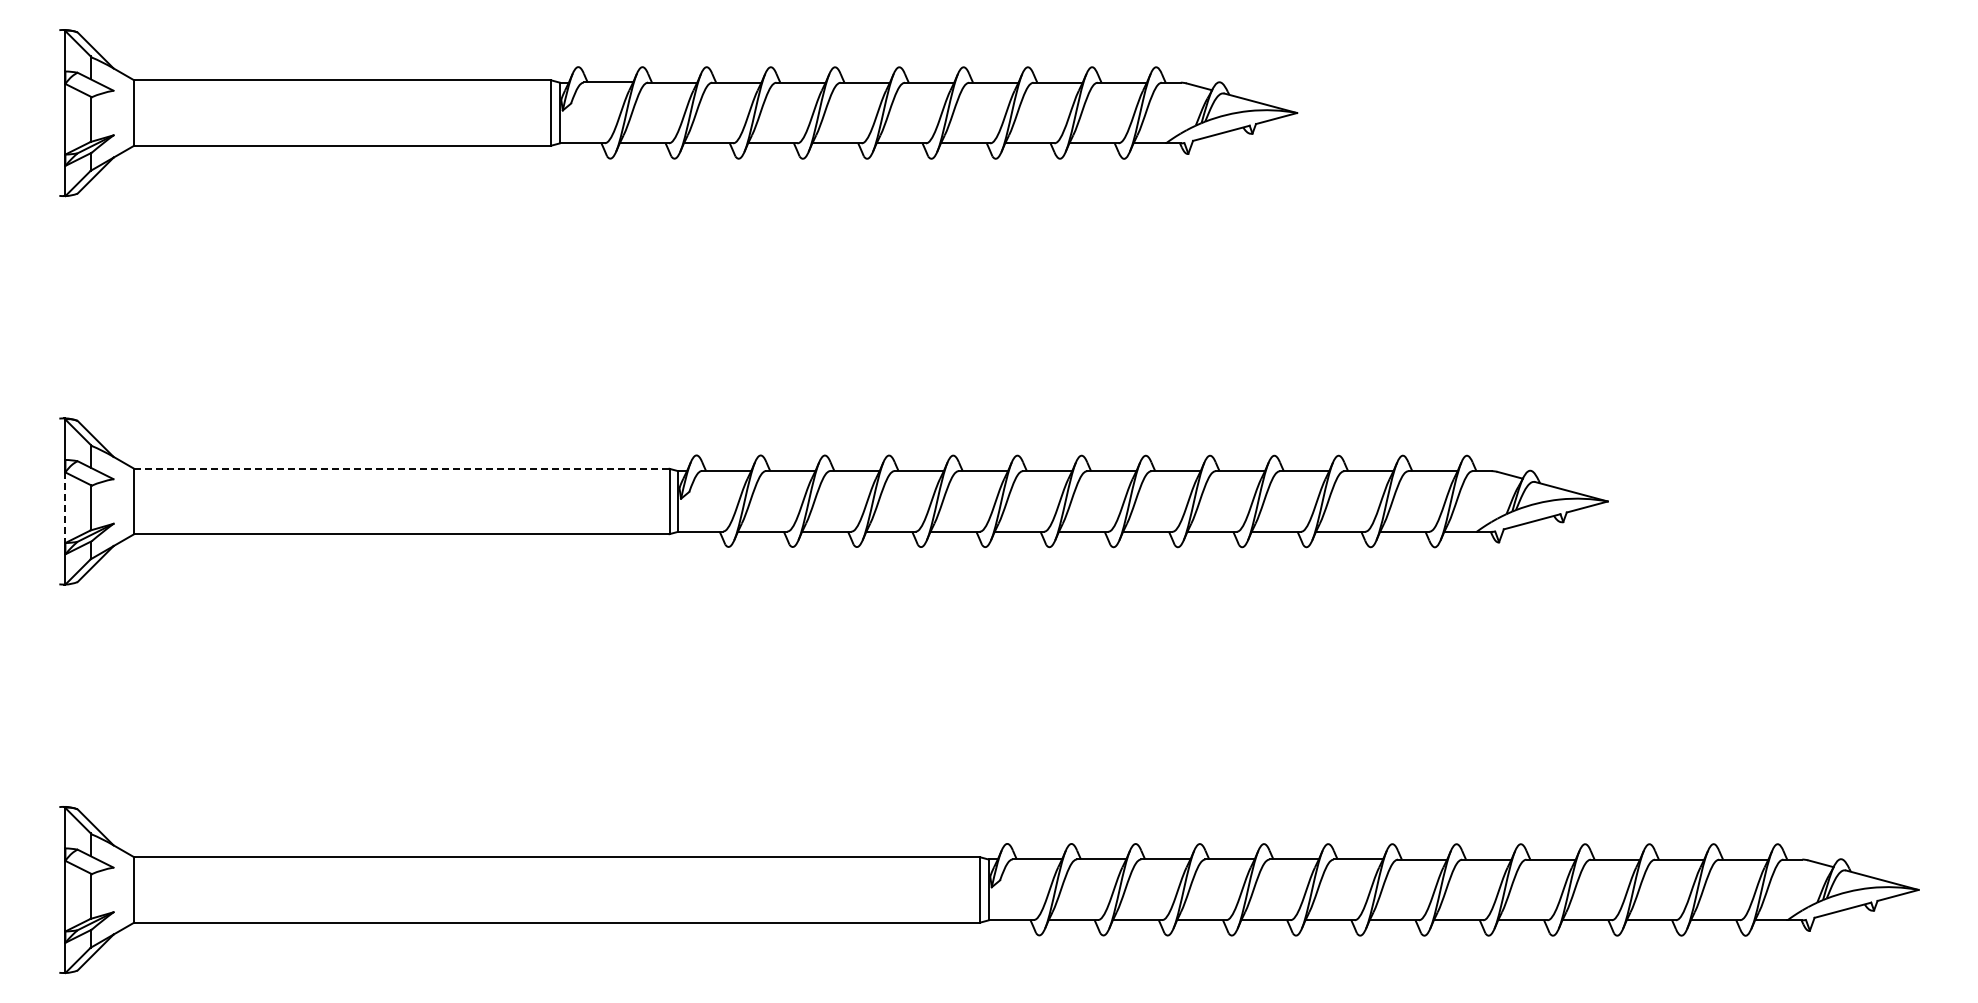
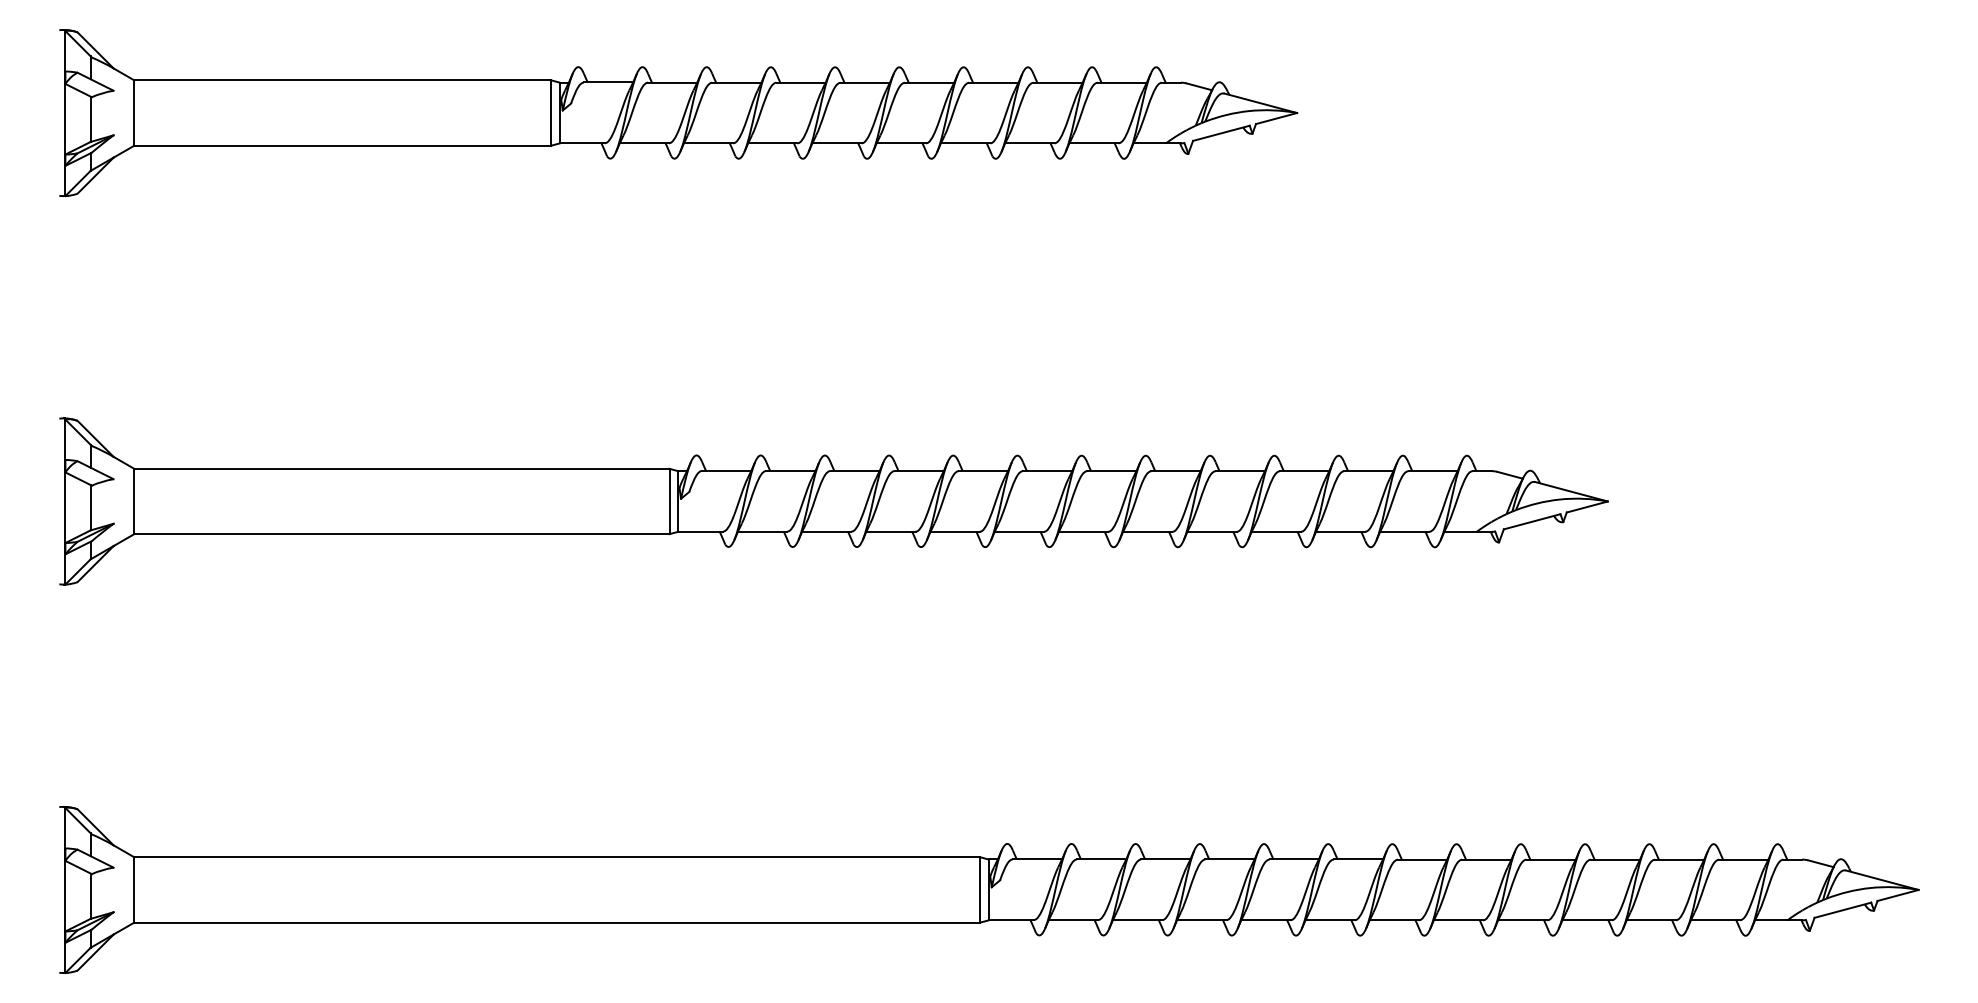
line: dashed -> solid (401, 468)
line: dashed -> solid (65, 508)
